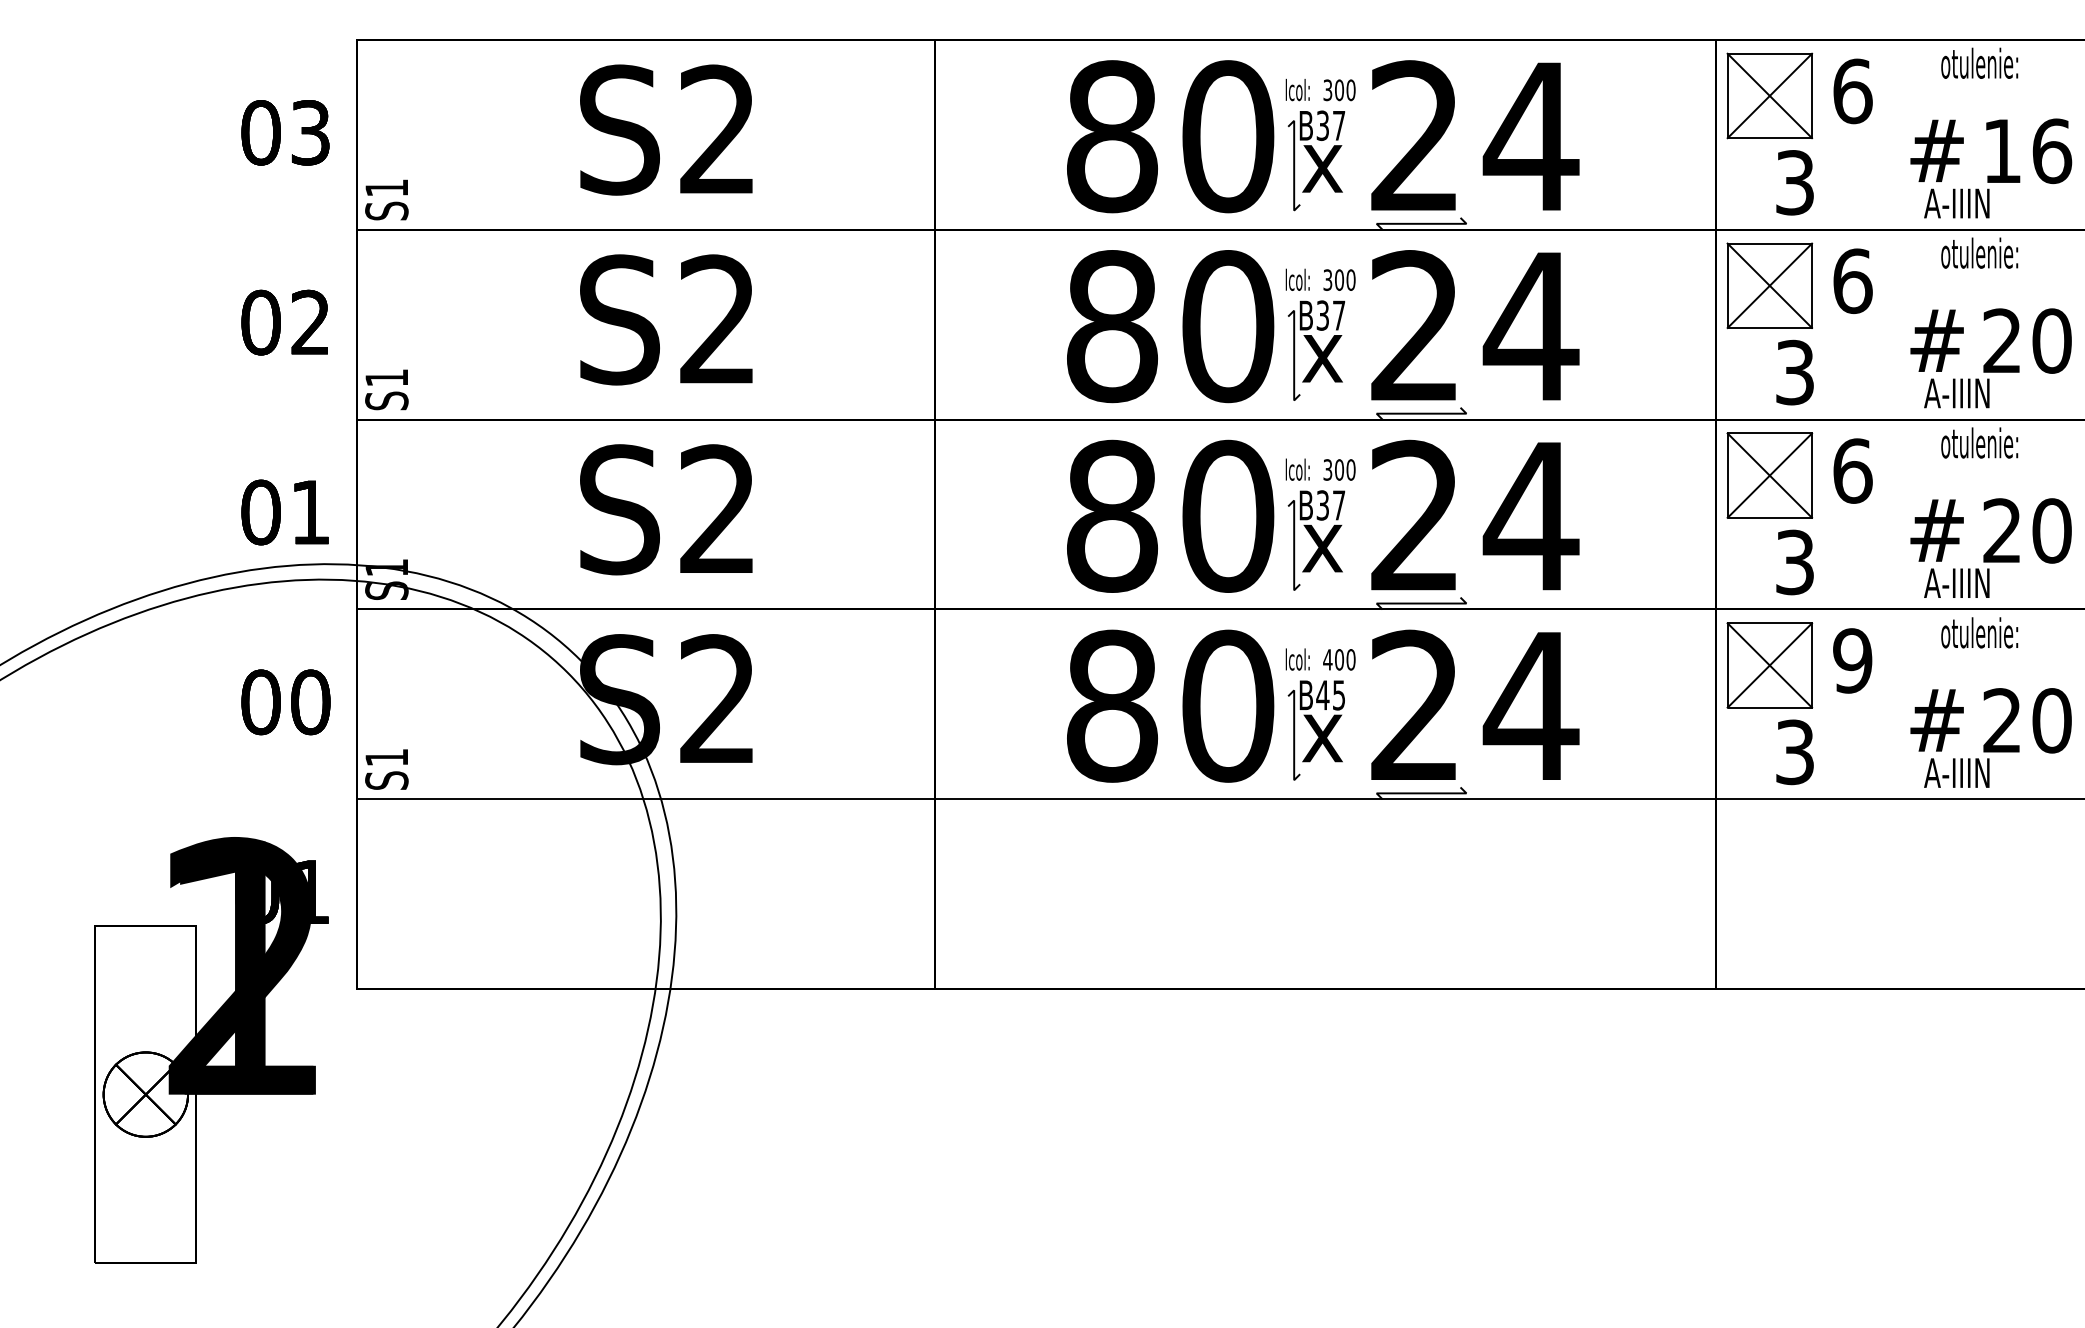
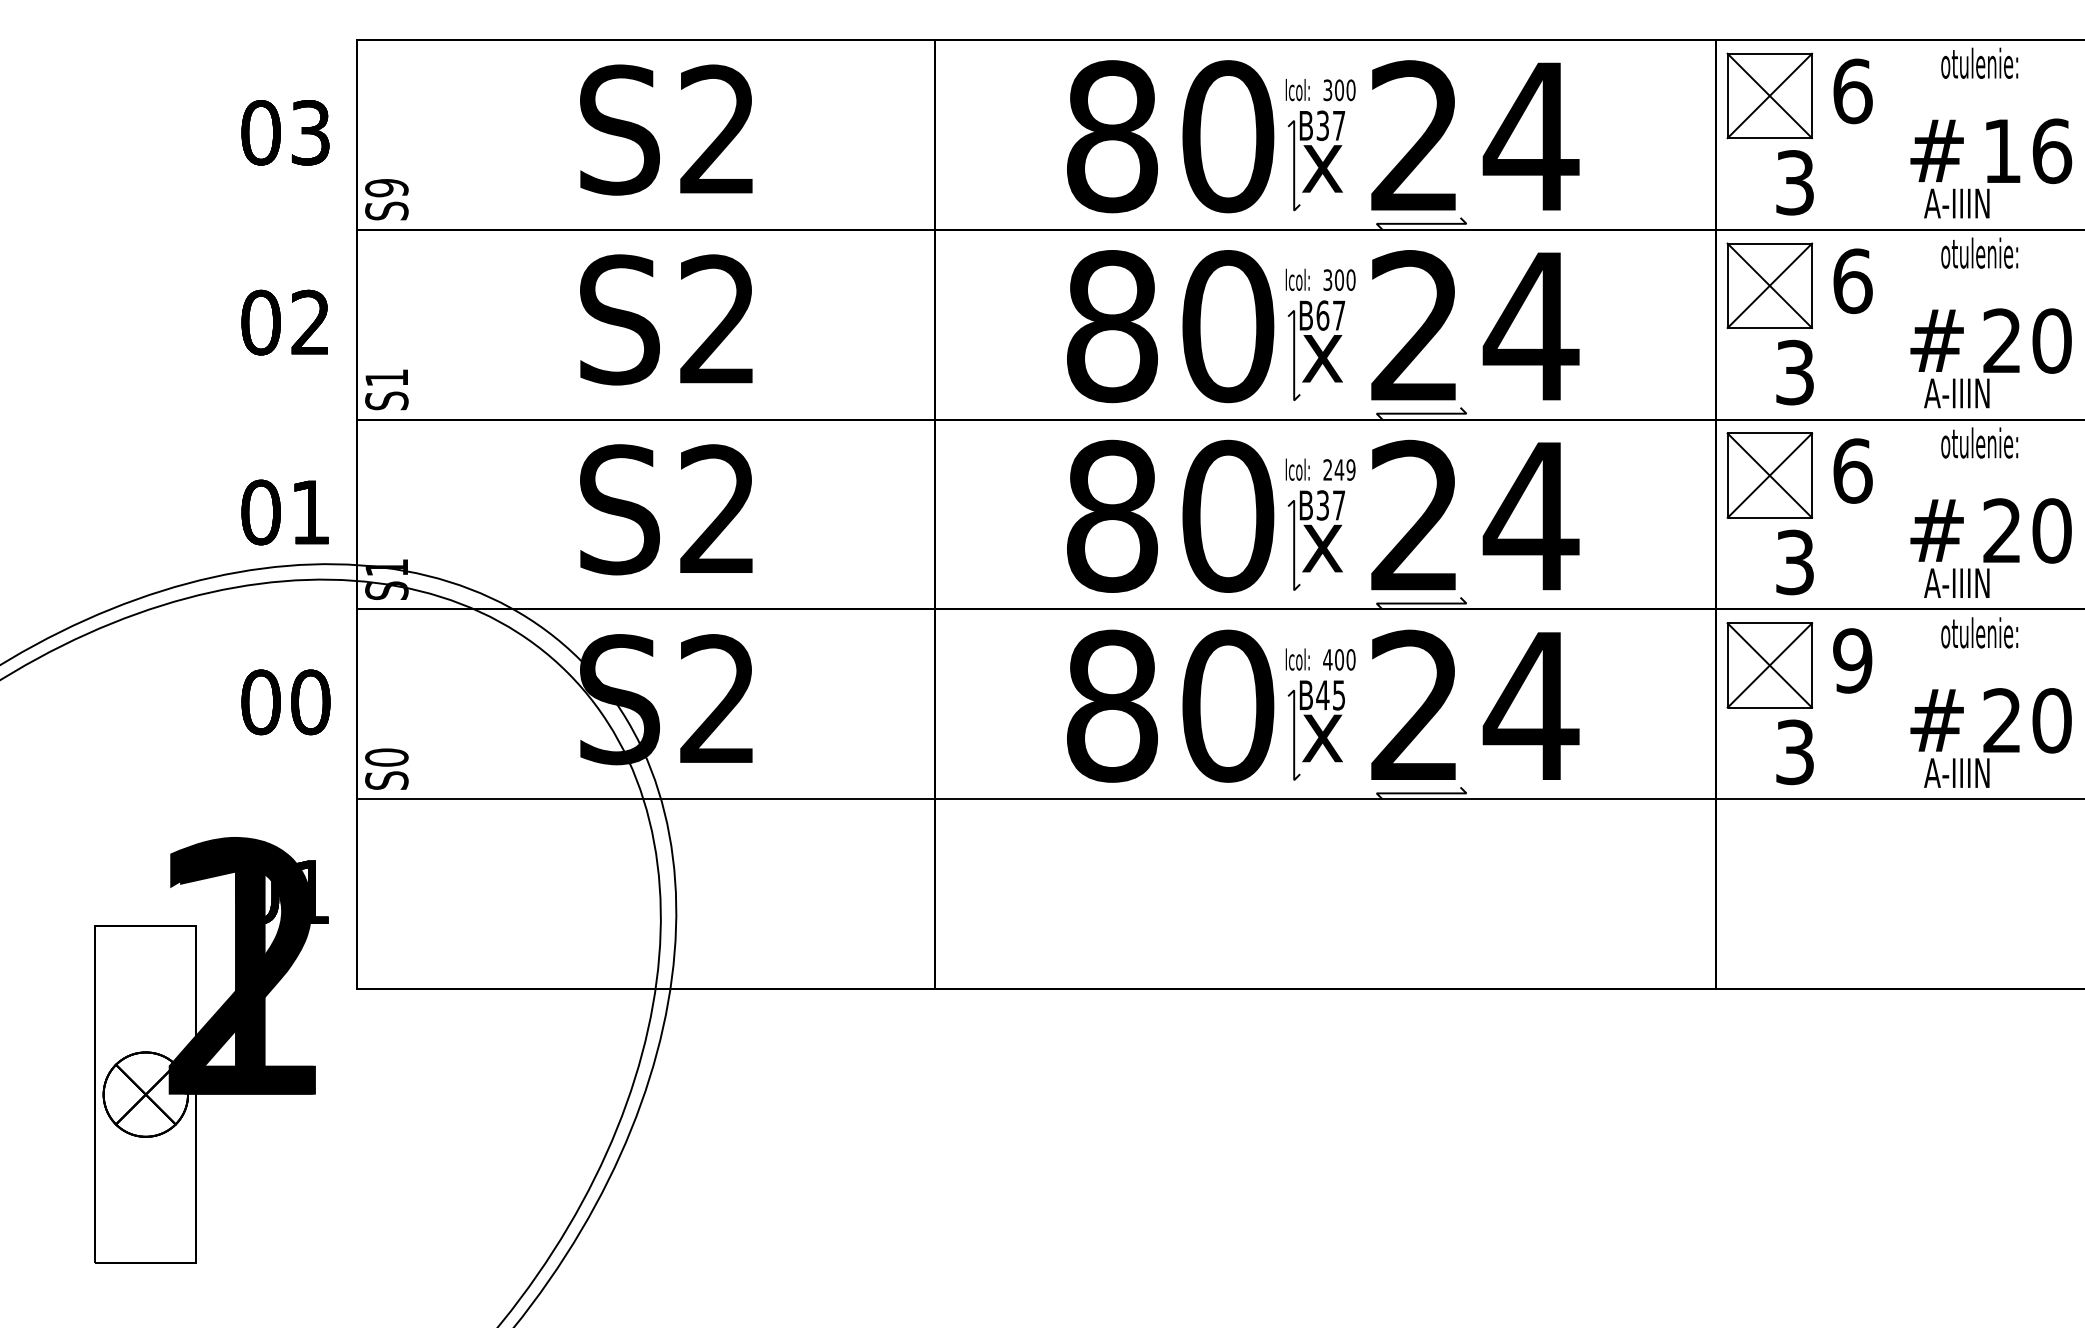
text: S1 -> S9 (386, 188)
text: B37 -> B67 (1322, 315)
text: 300 -> 249 (1339, 469)
text: S1 -> S0 (386, 757)
